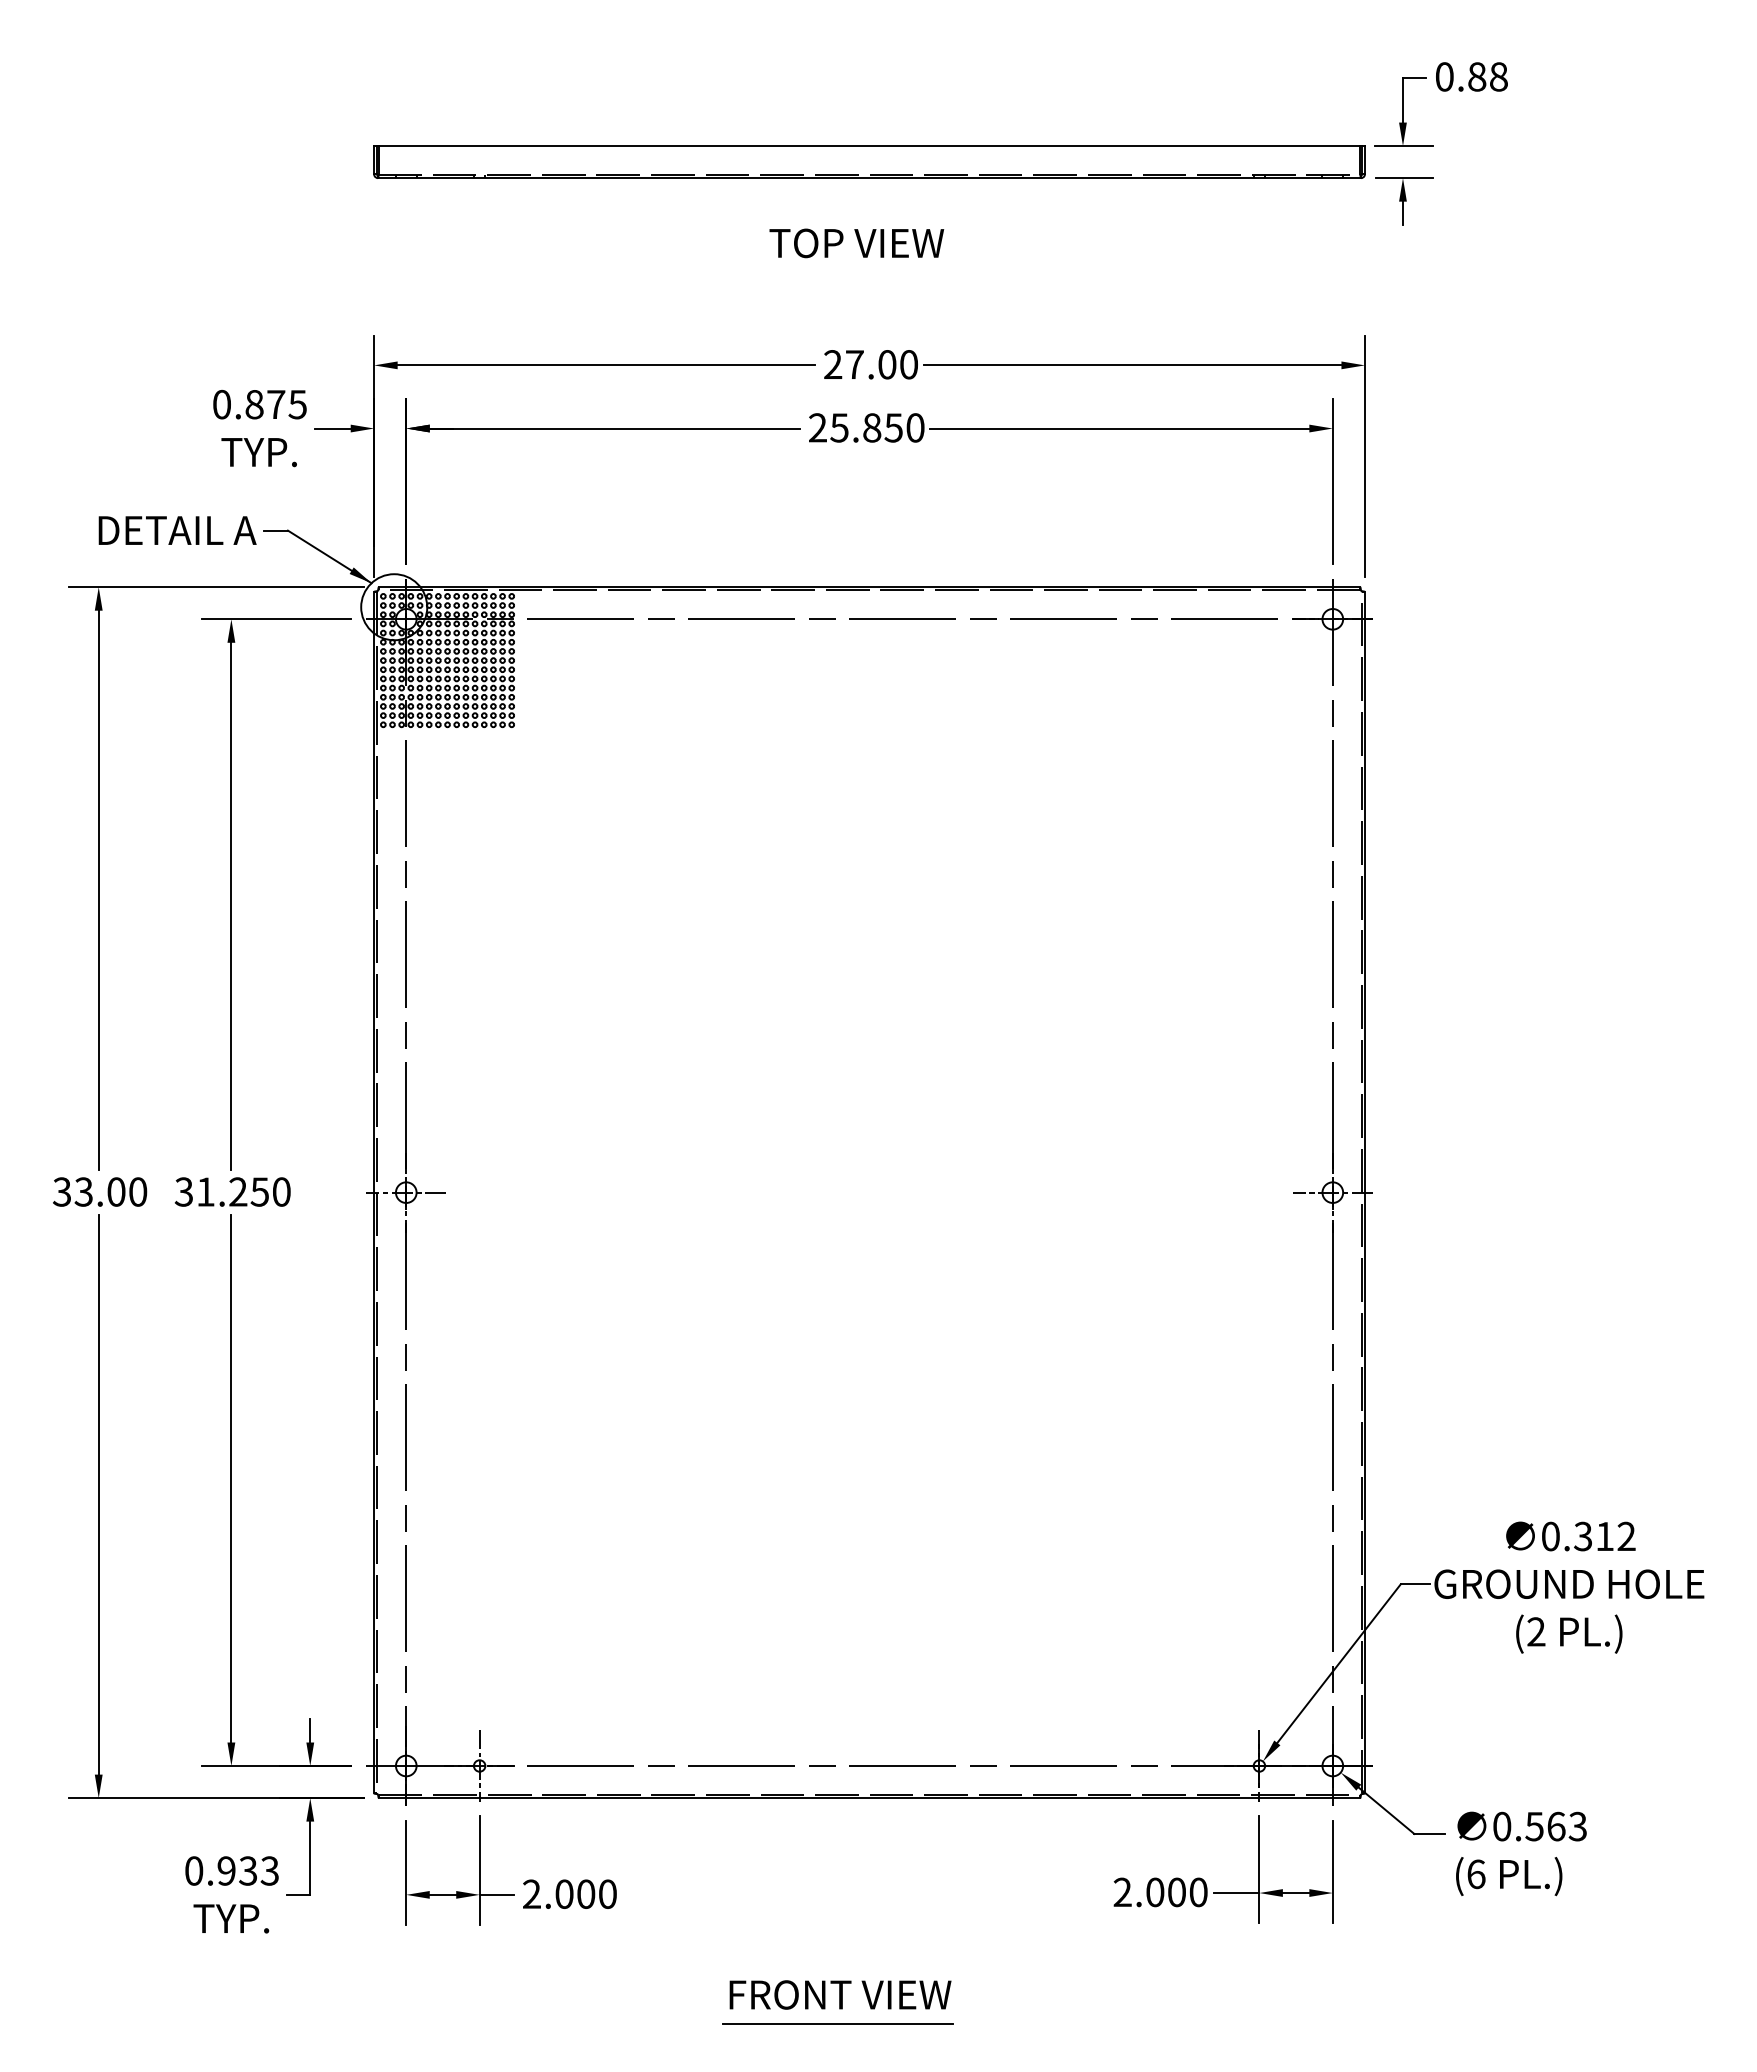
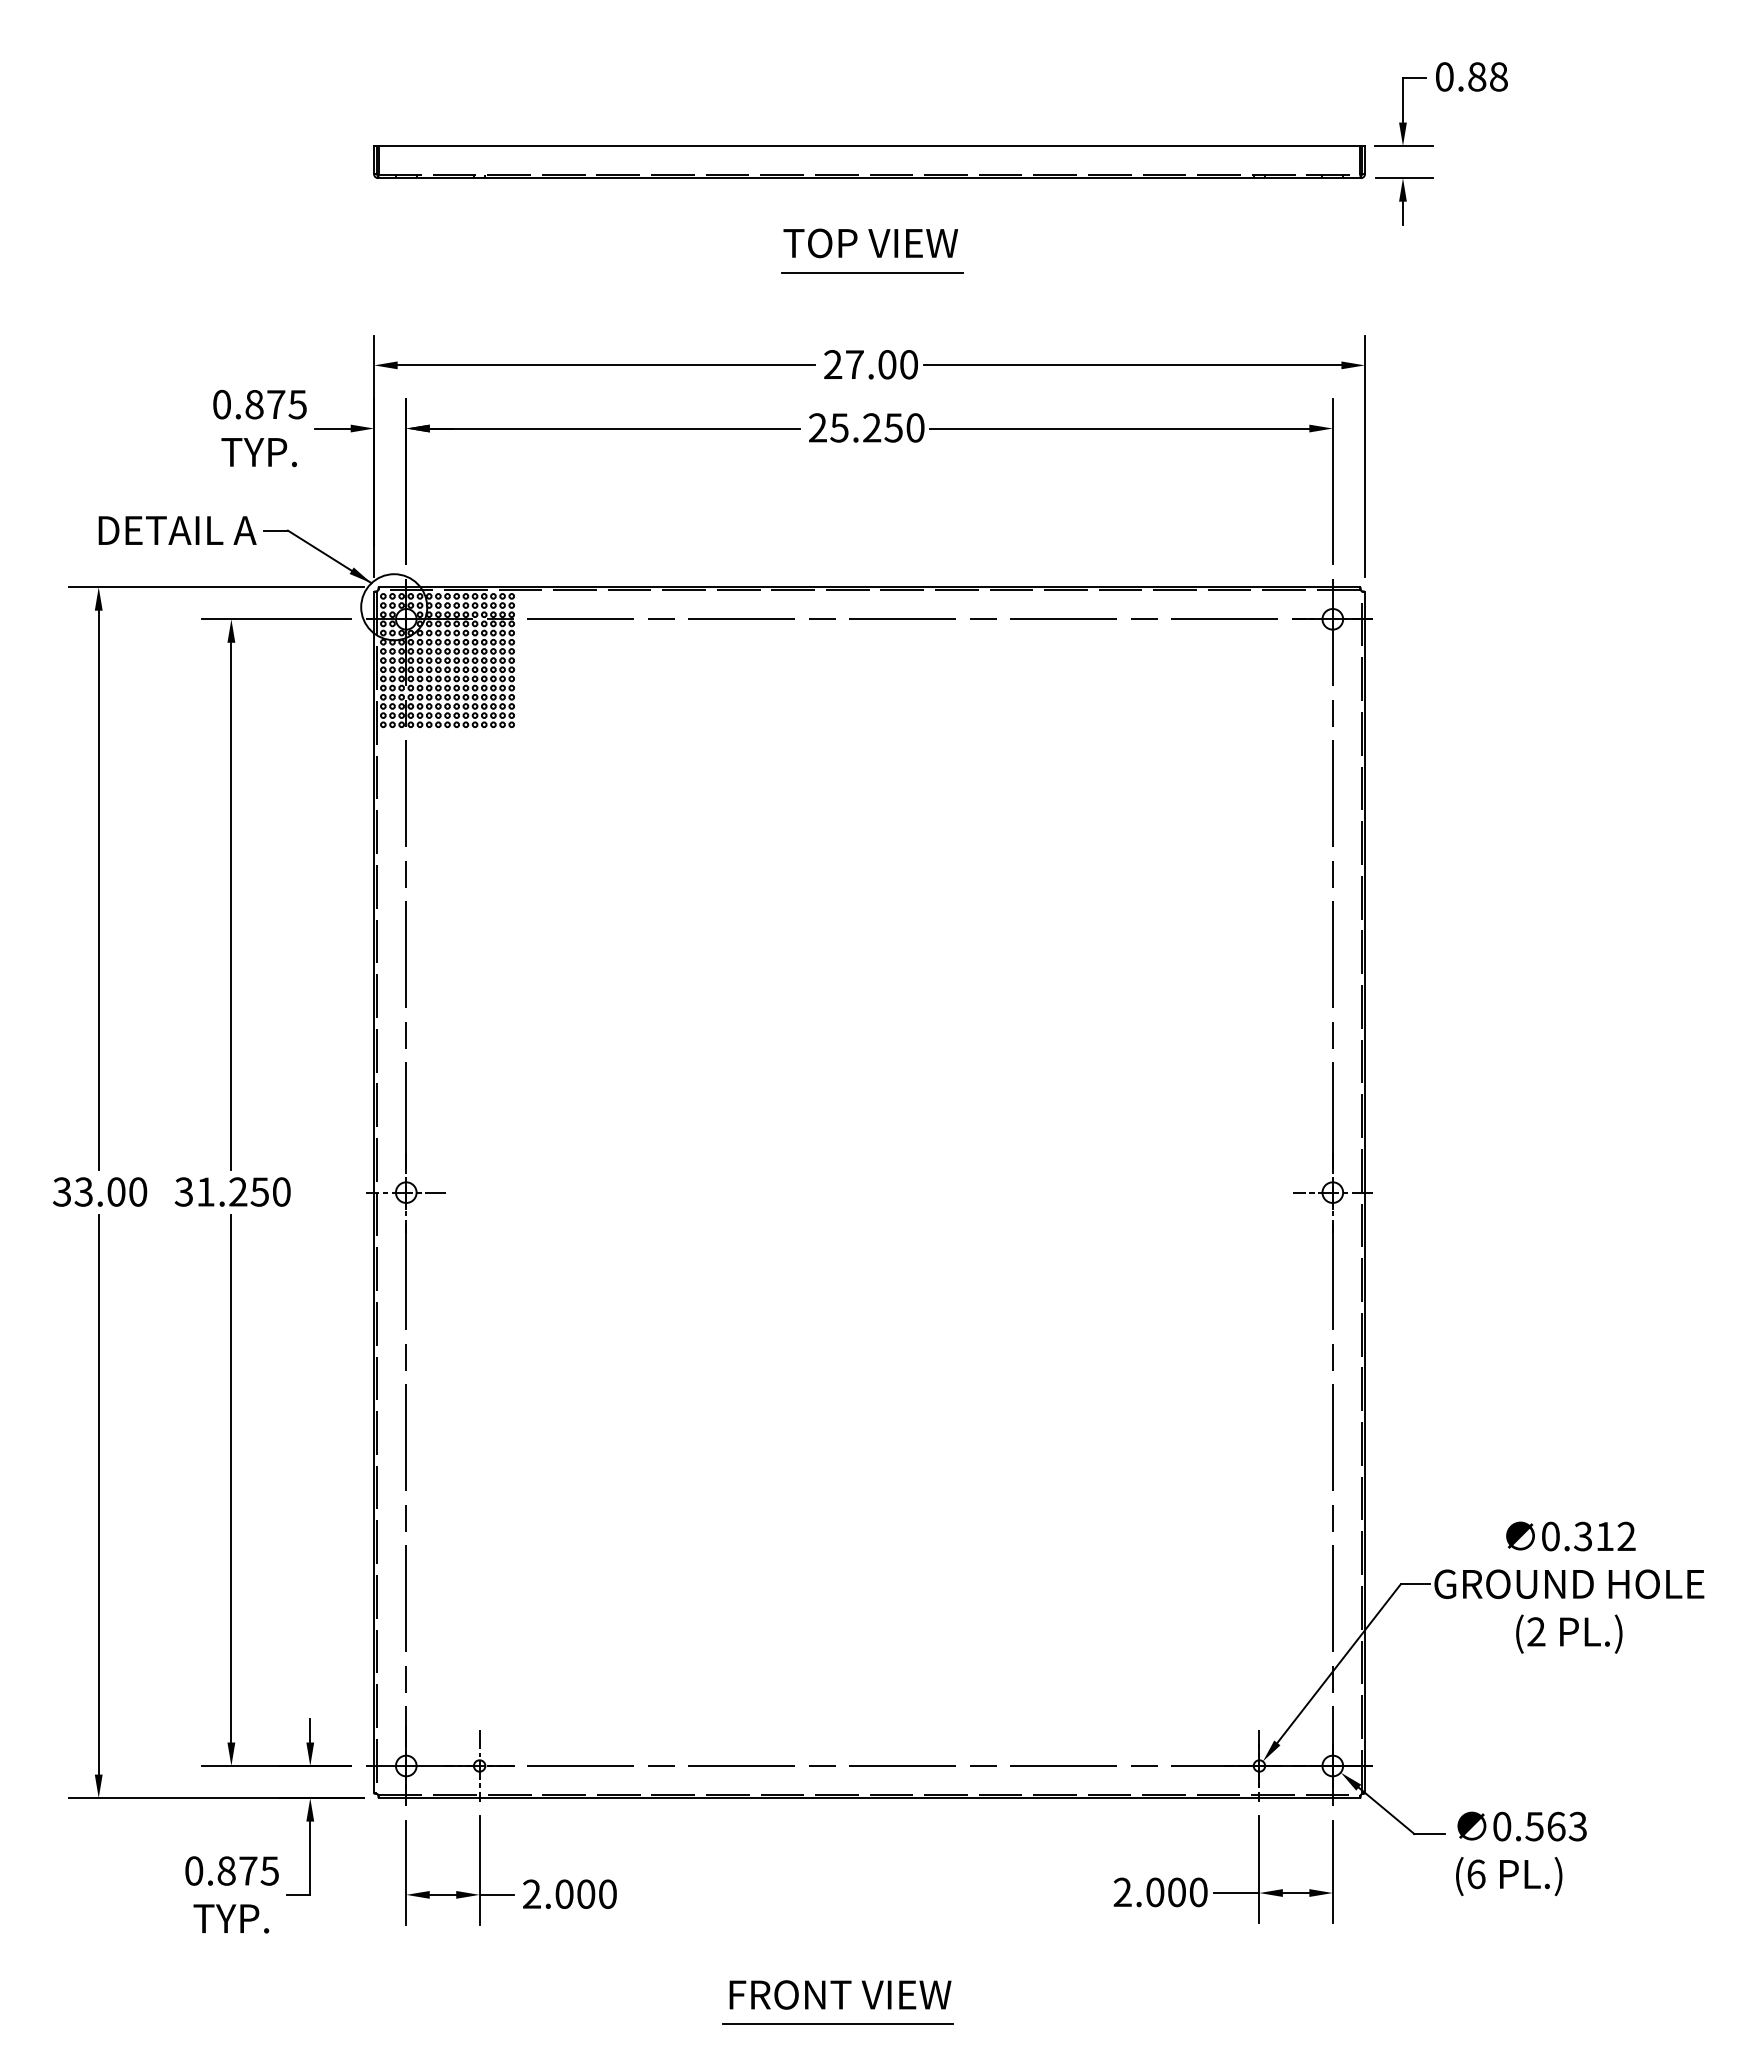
text position: (856, 243) -> (870, 243) (870, 243)
line: none -> present (872, 272)
text: 25.850 -> 25.250 (872, 427)
text: 0.933 -> 0.875 (247, 1870)
